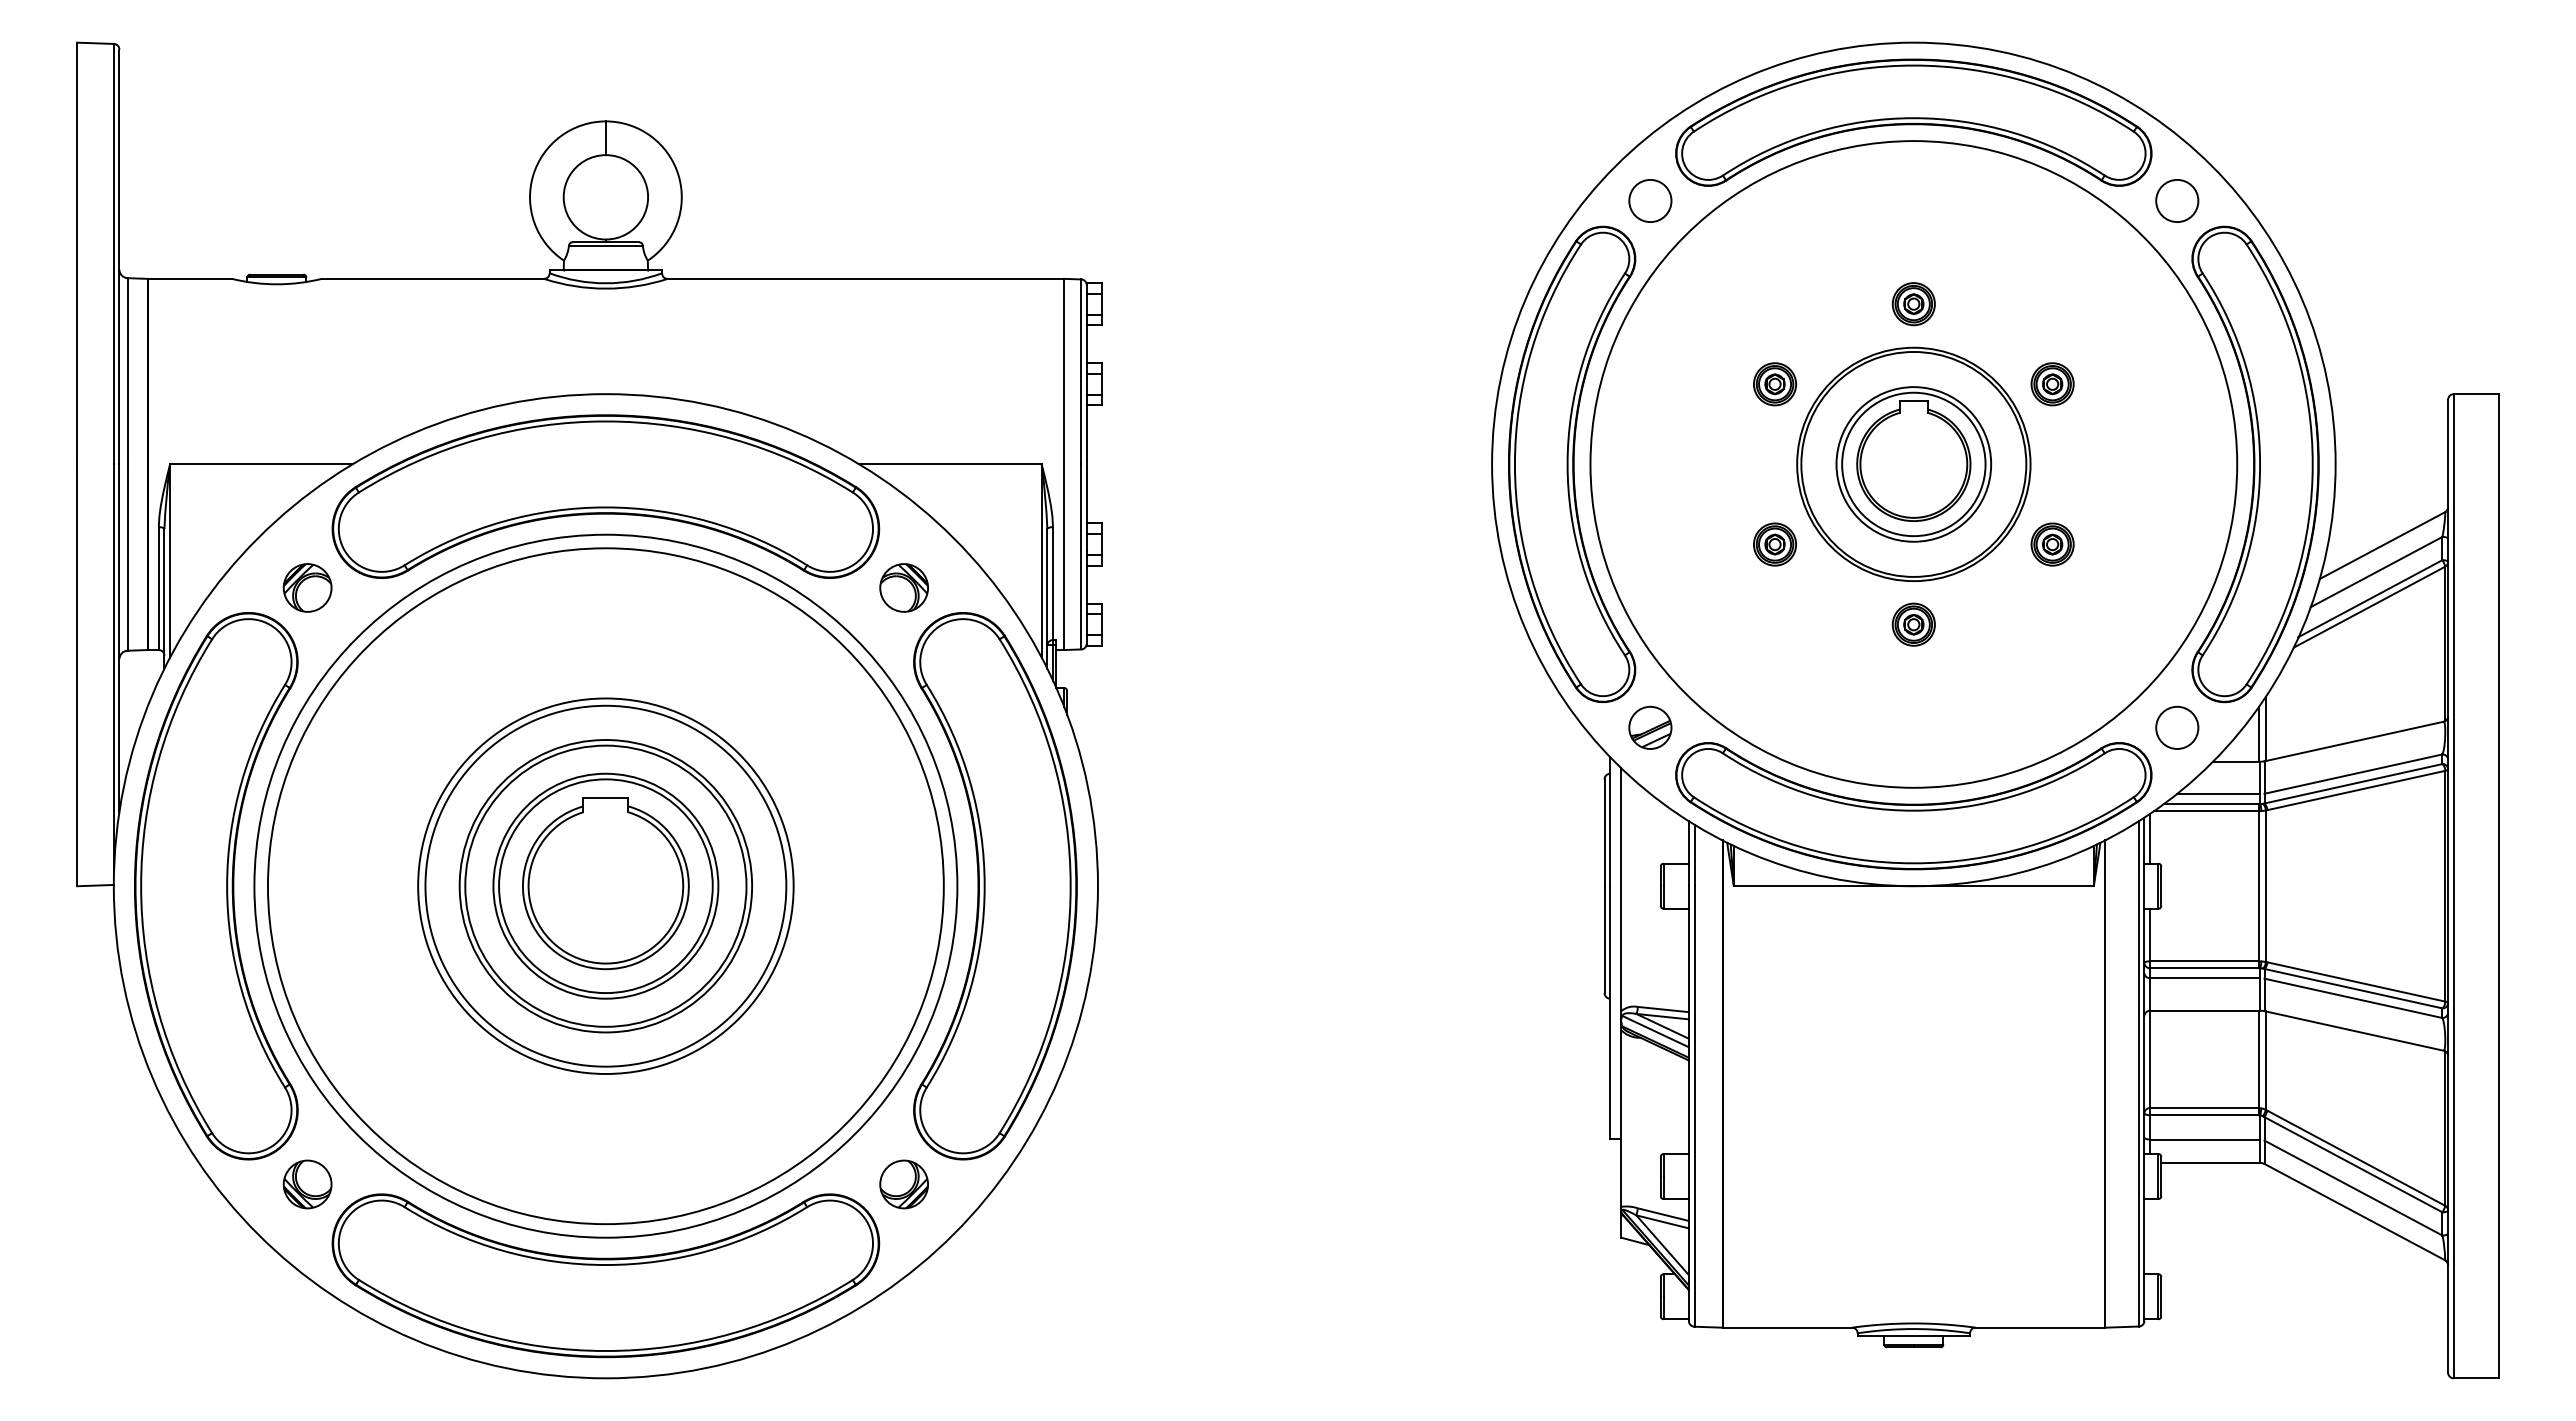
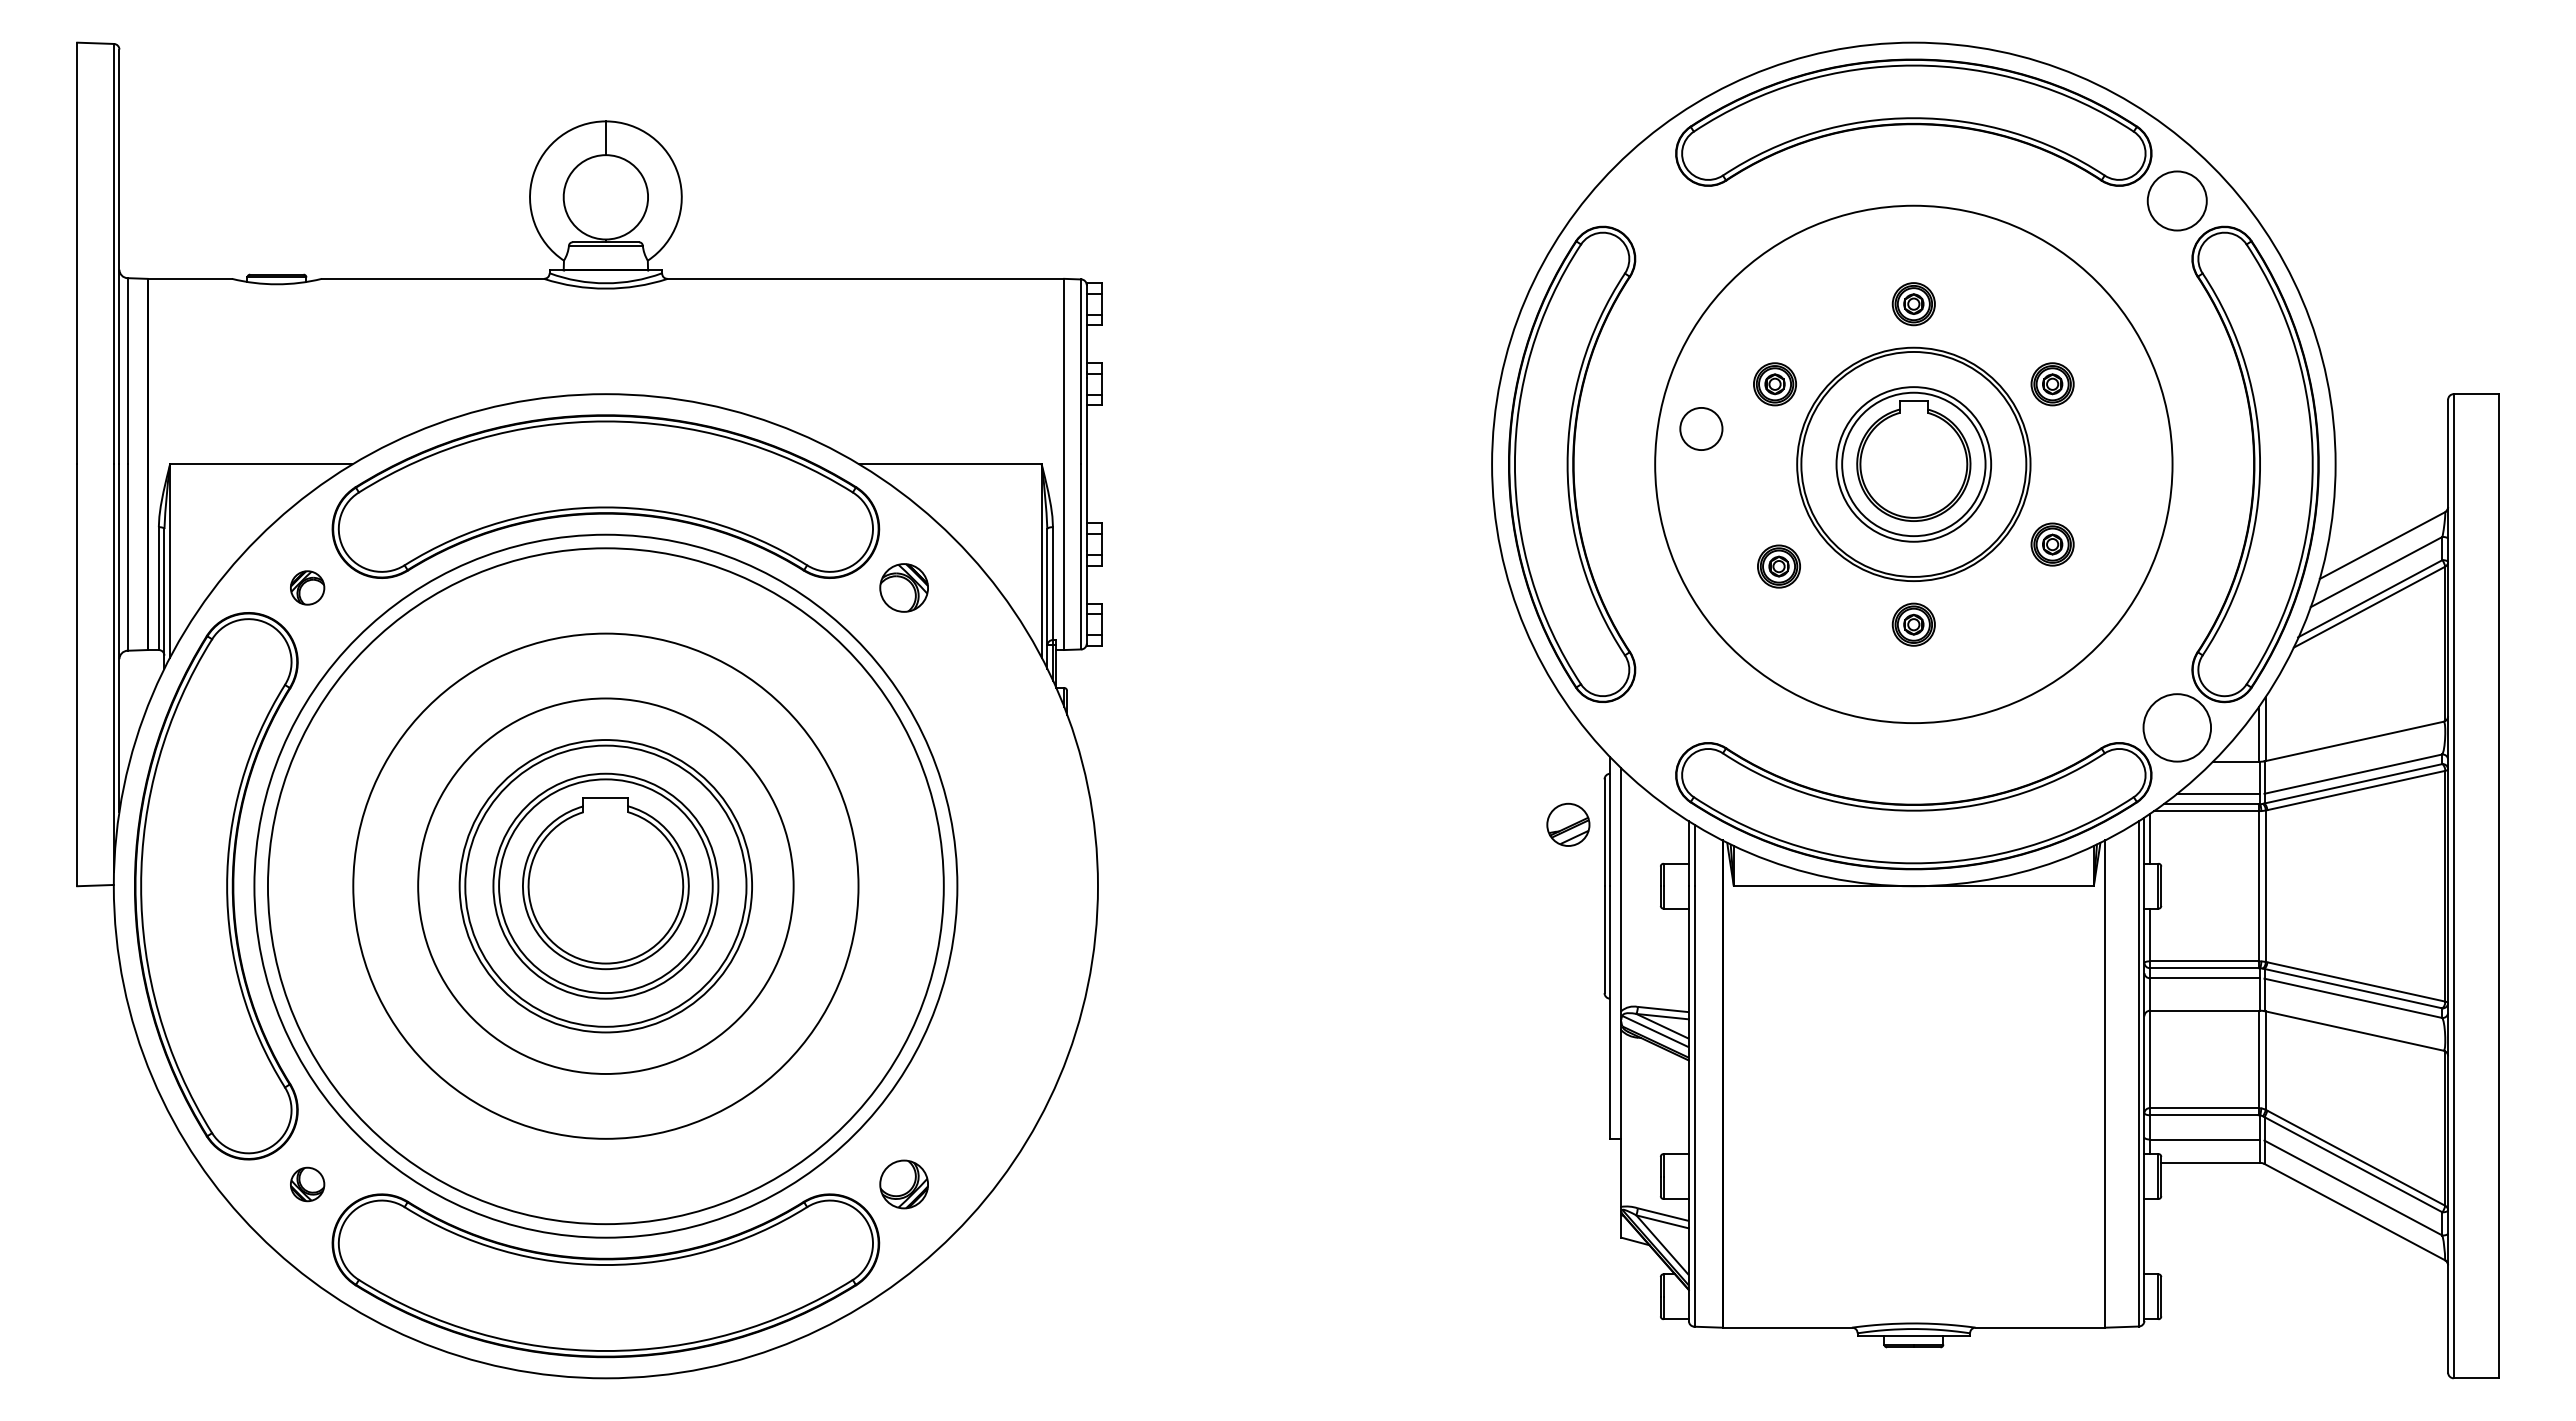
circle position: (1650, 200) -> (1701, 428) (1701, 428)
circle diameter: 42 px -> 59 px (2176, 200)
circle diameter: 647 px -> 517 px (1913, 464)
part position: (1774, 544) -> (1778, 566) (1778, 566)
part size: 51x50 px -> 36x36 px (307, 587)
part position: (1650, 727) -> (1568, 824) (1568, 824)
circle diameter: 42 px -> 67 px (2177, 727)
circle diameter: 361 px -> 505 px (605, 885)
part: present -> none (995, 886)
part size: 51x51 px -> 36x37 px (307, 1184)
